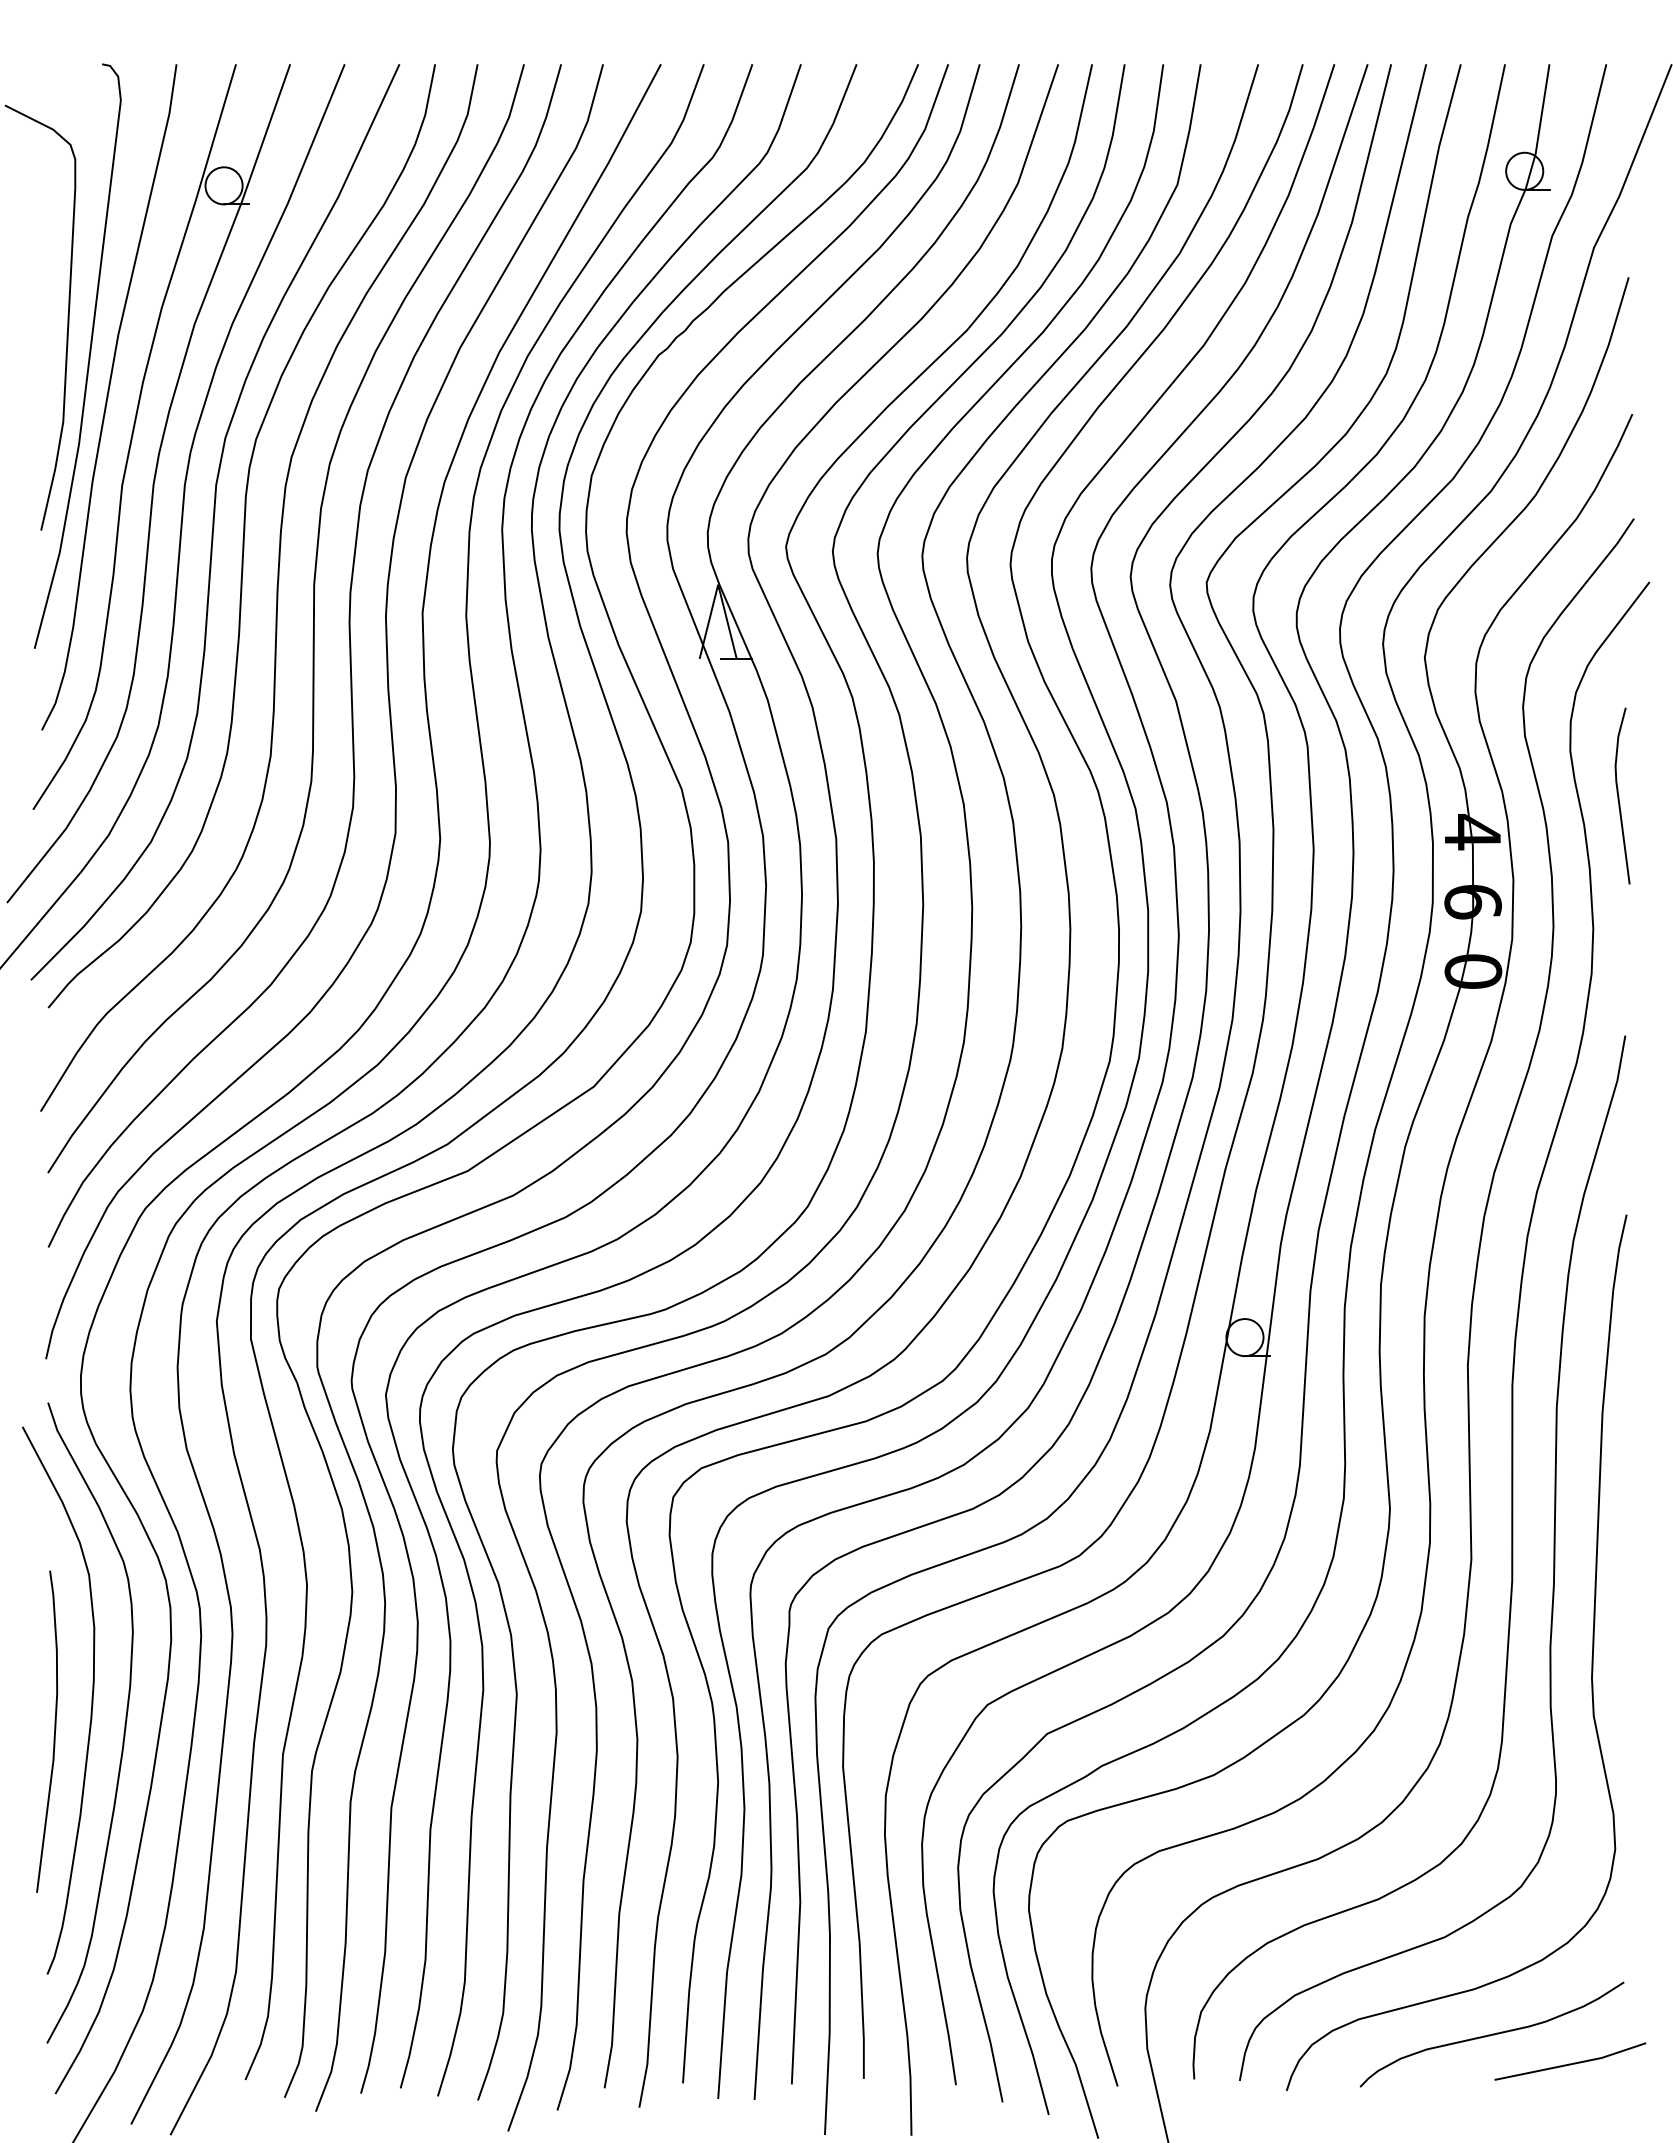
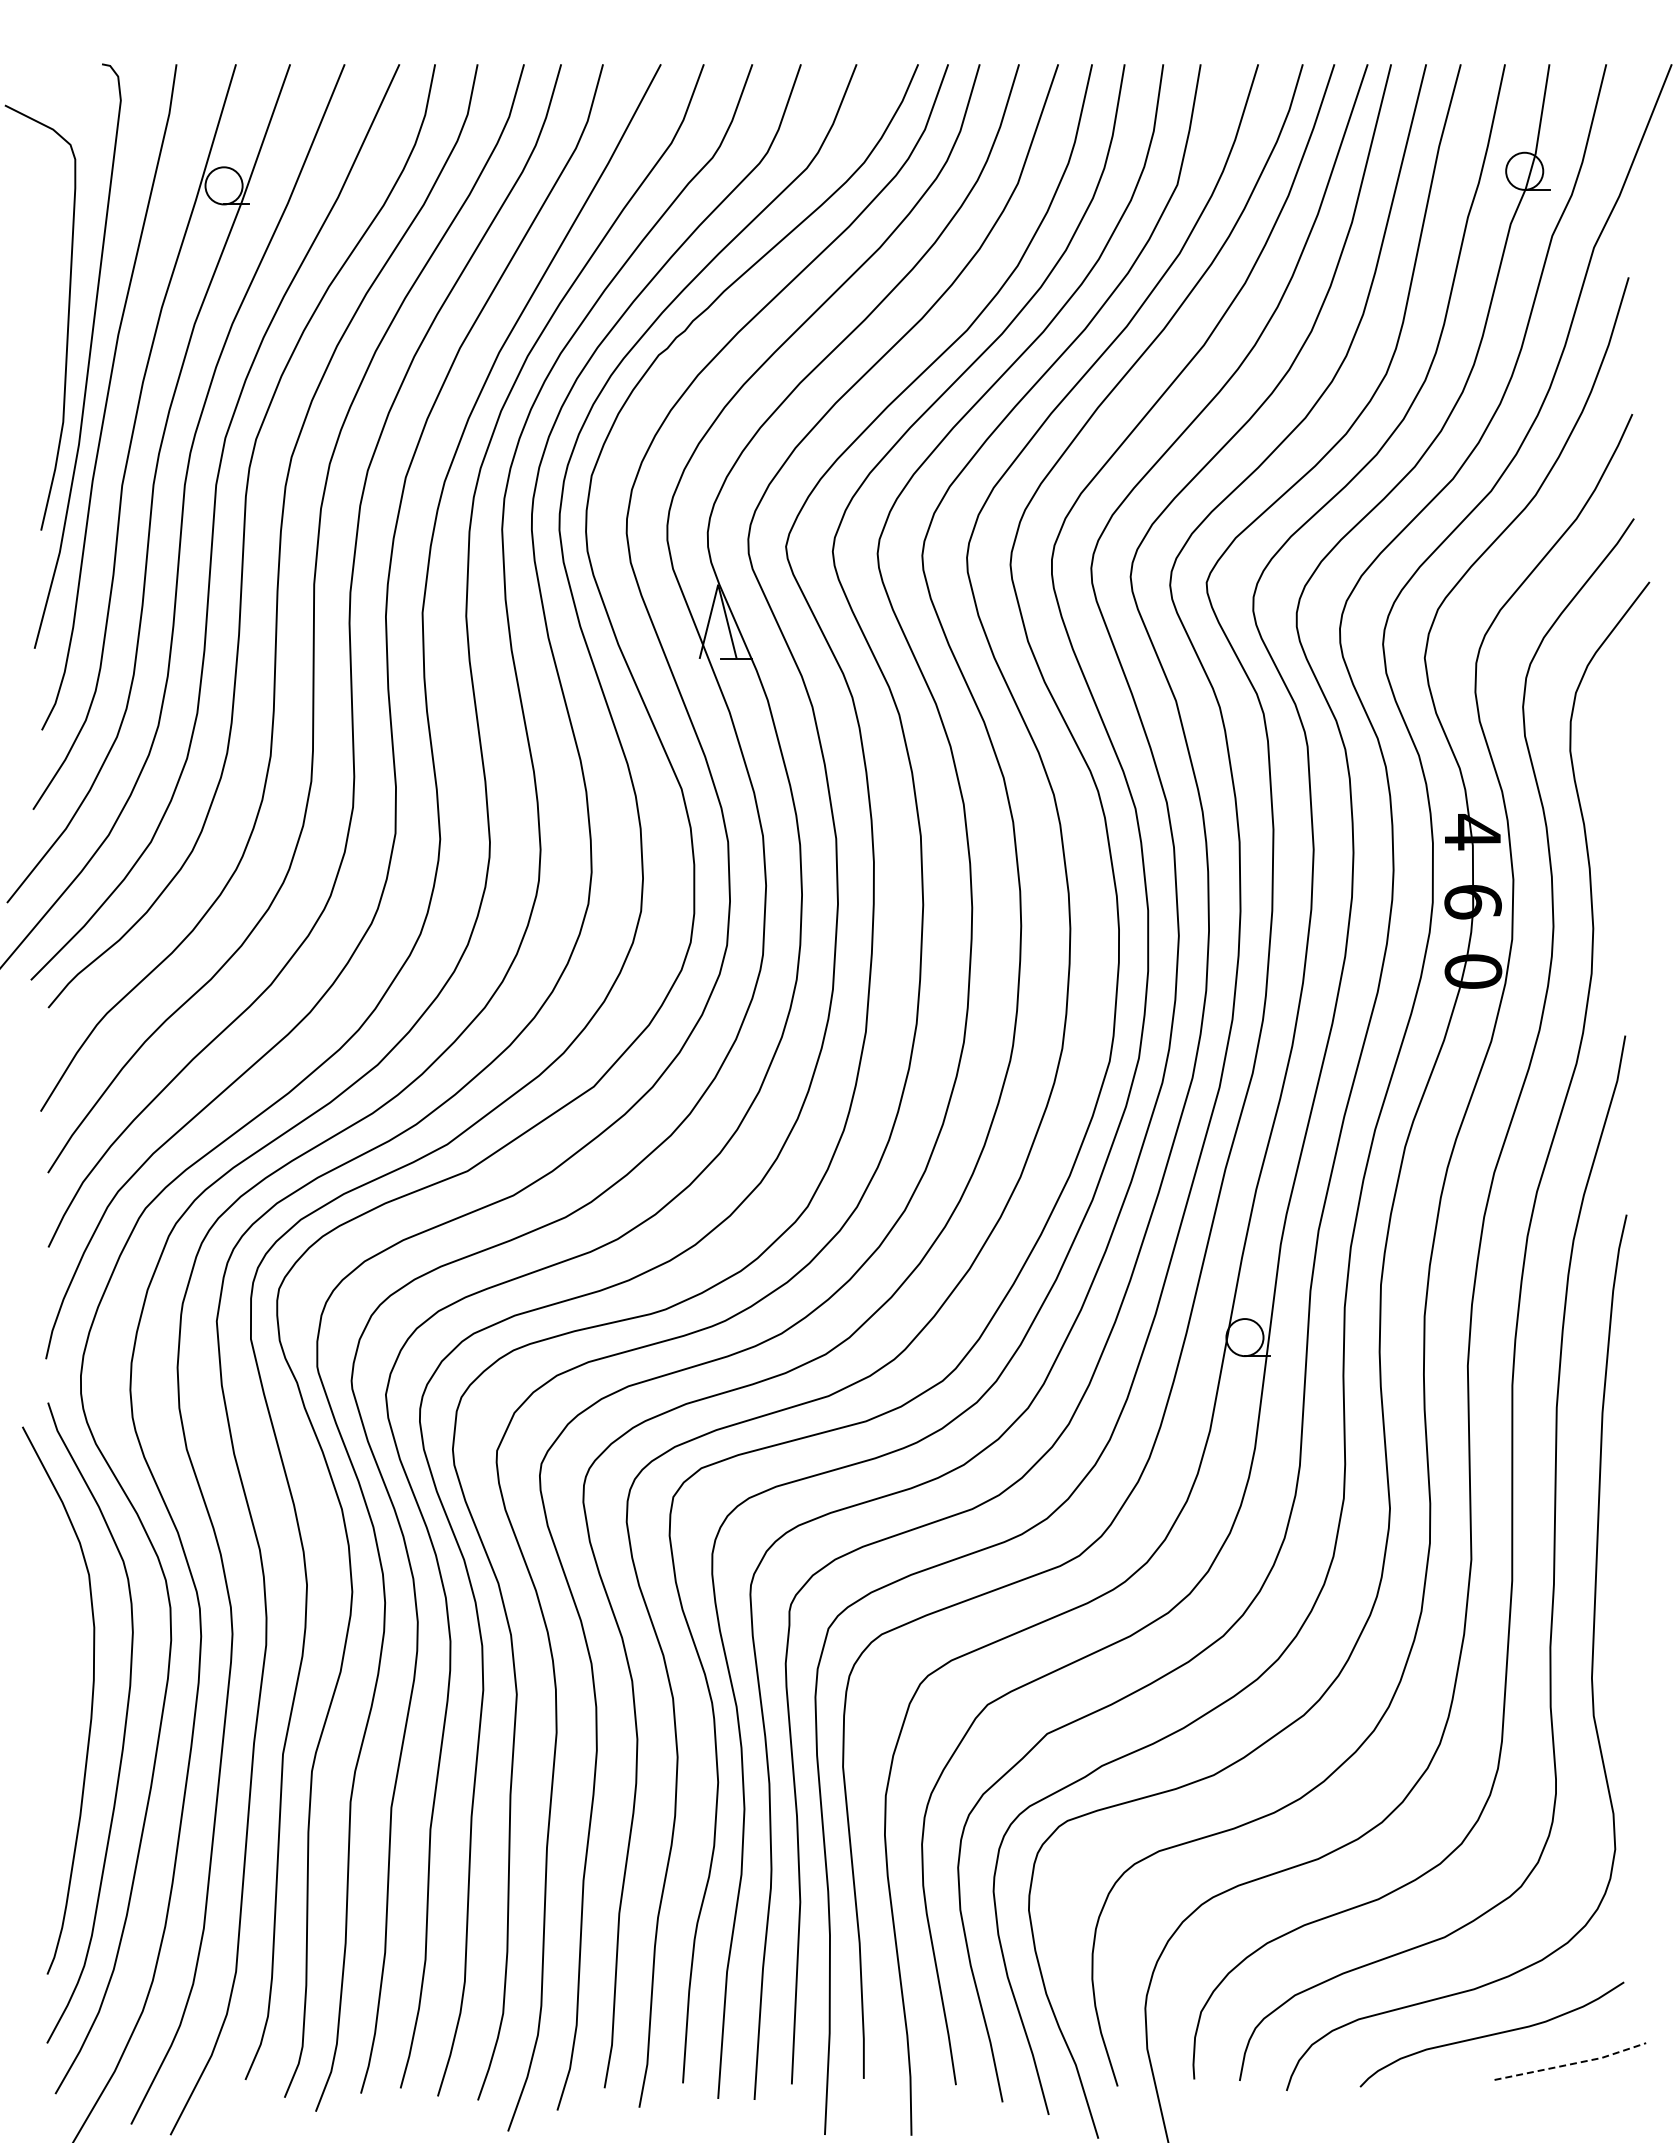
line: present -> none (1619, 796)
curve: present -> none (54, 1731)
line: solid -> dashed (1571, 2064)
